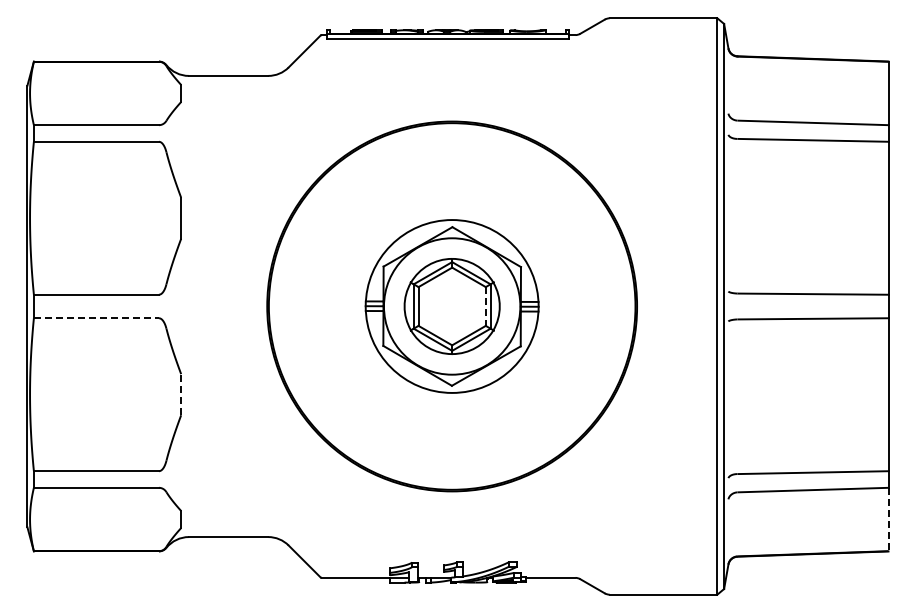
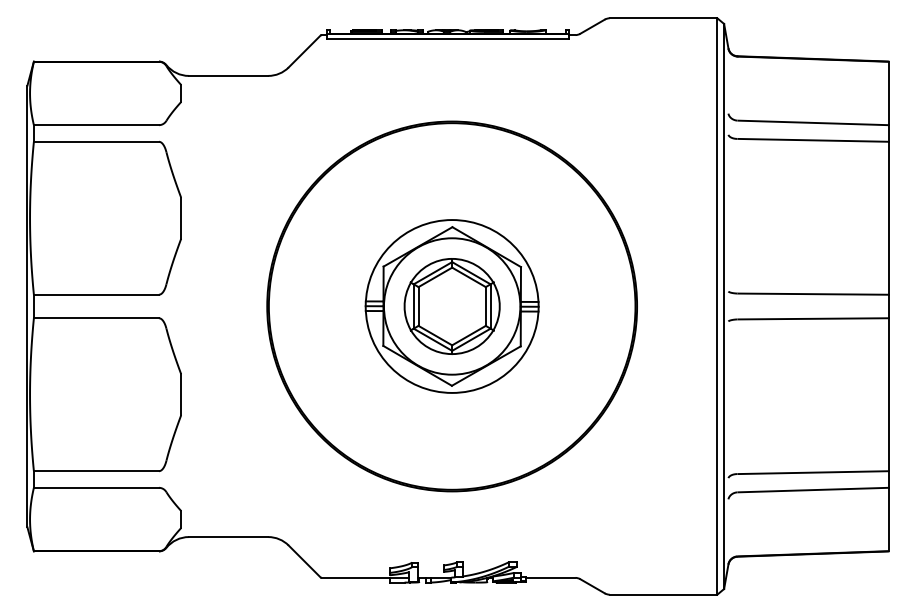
line: dashed -> solid (485, 307)
line: dashed -> solid (96, 318)
line: dashed -> solid (181, 394)
line: dashed -> solid (888, 519)
